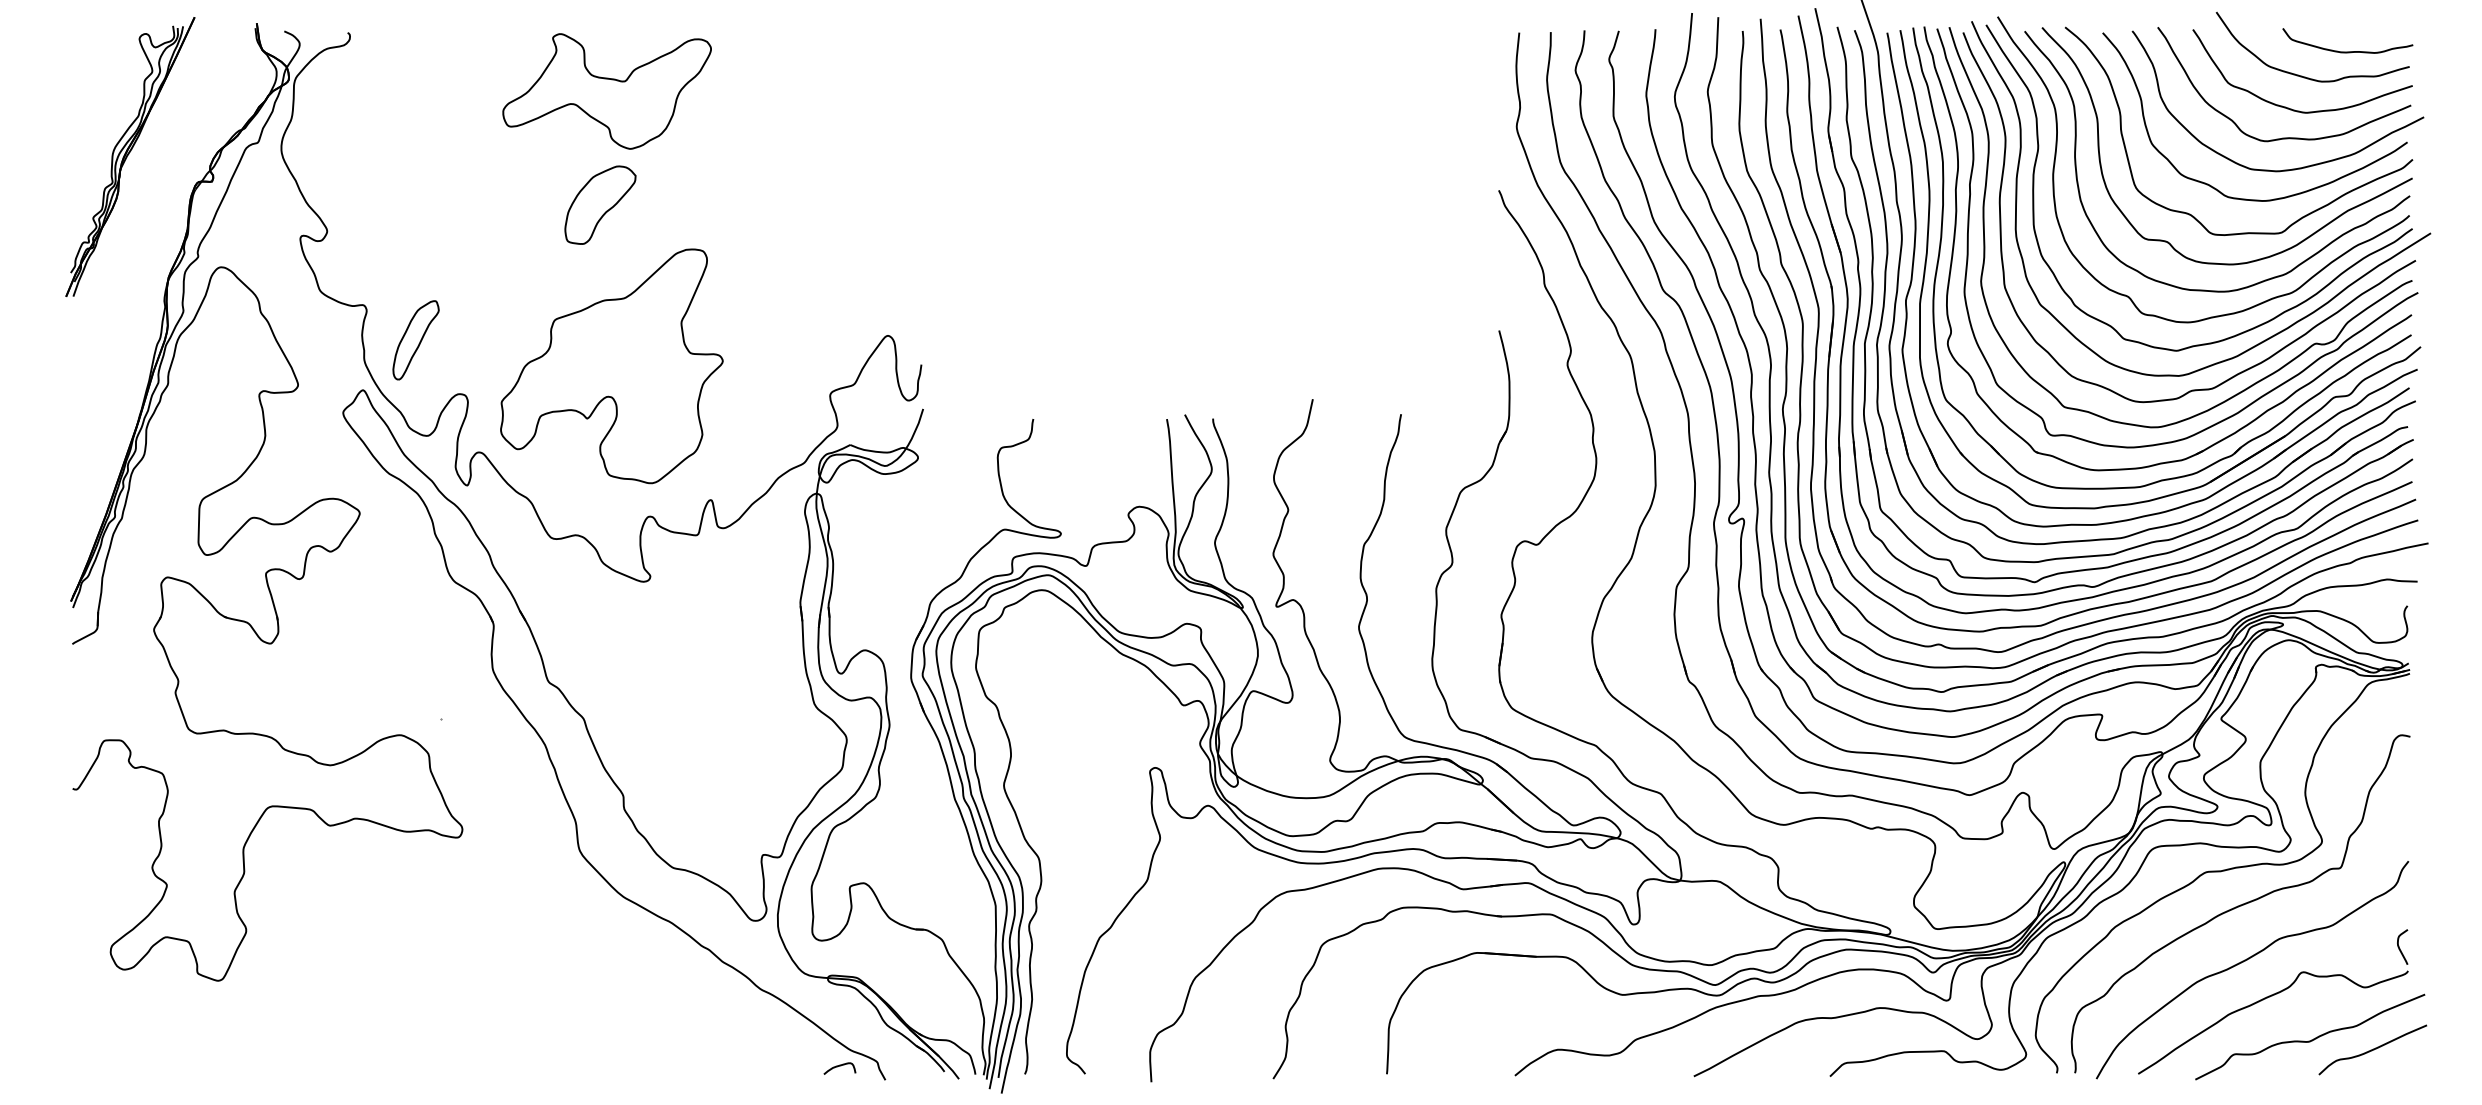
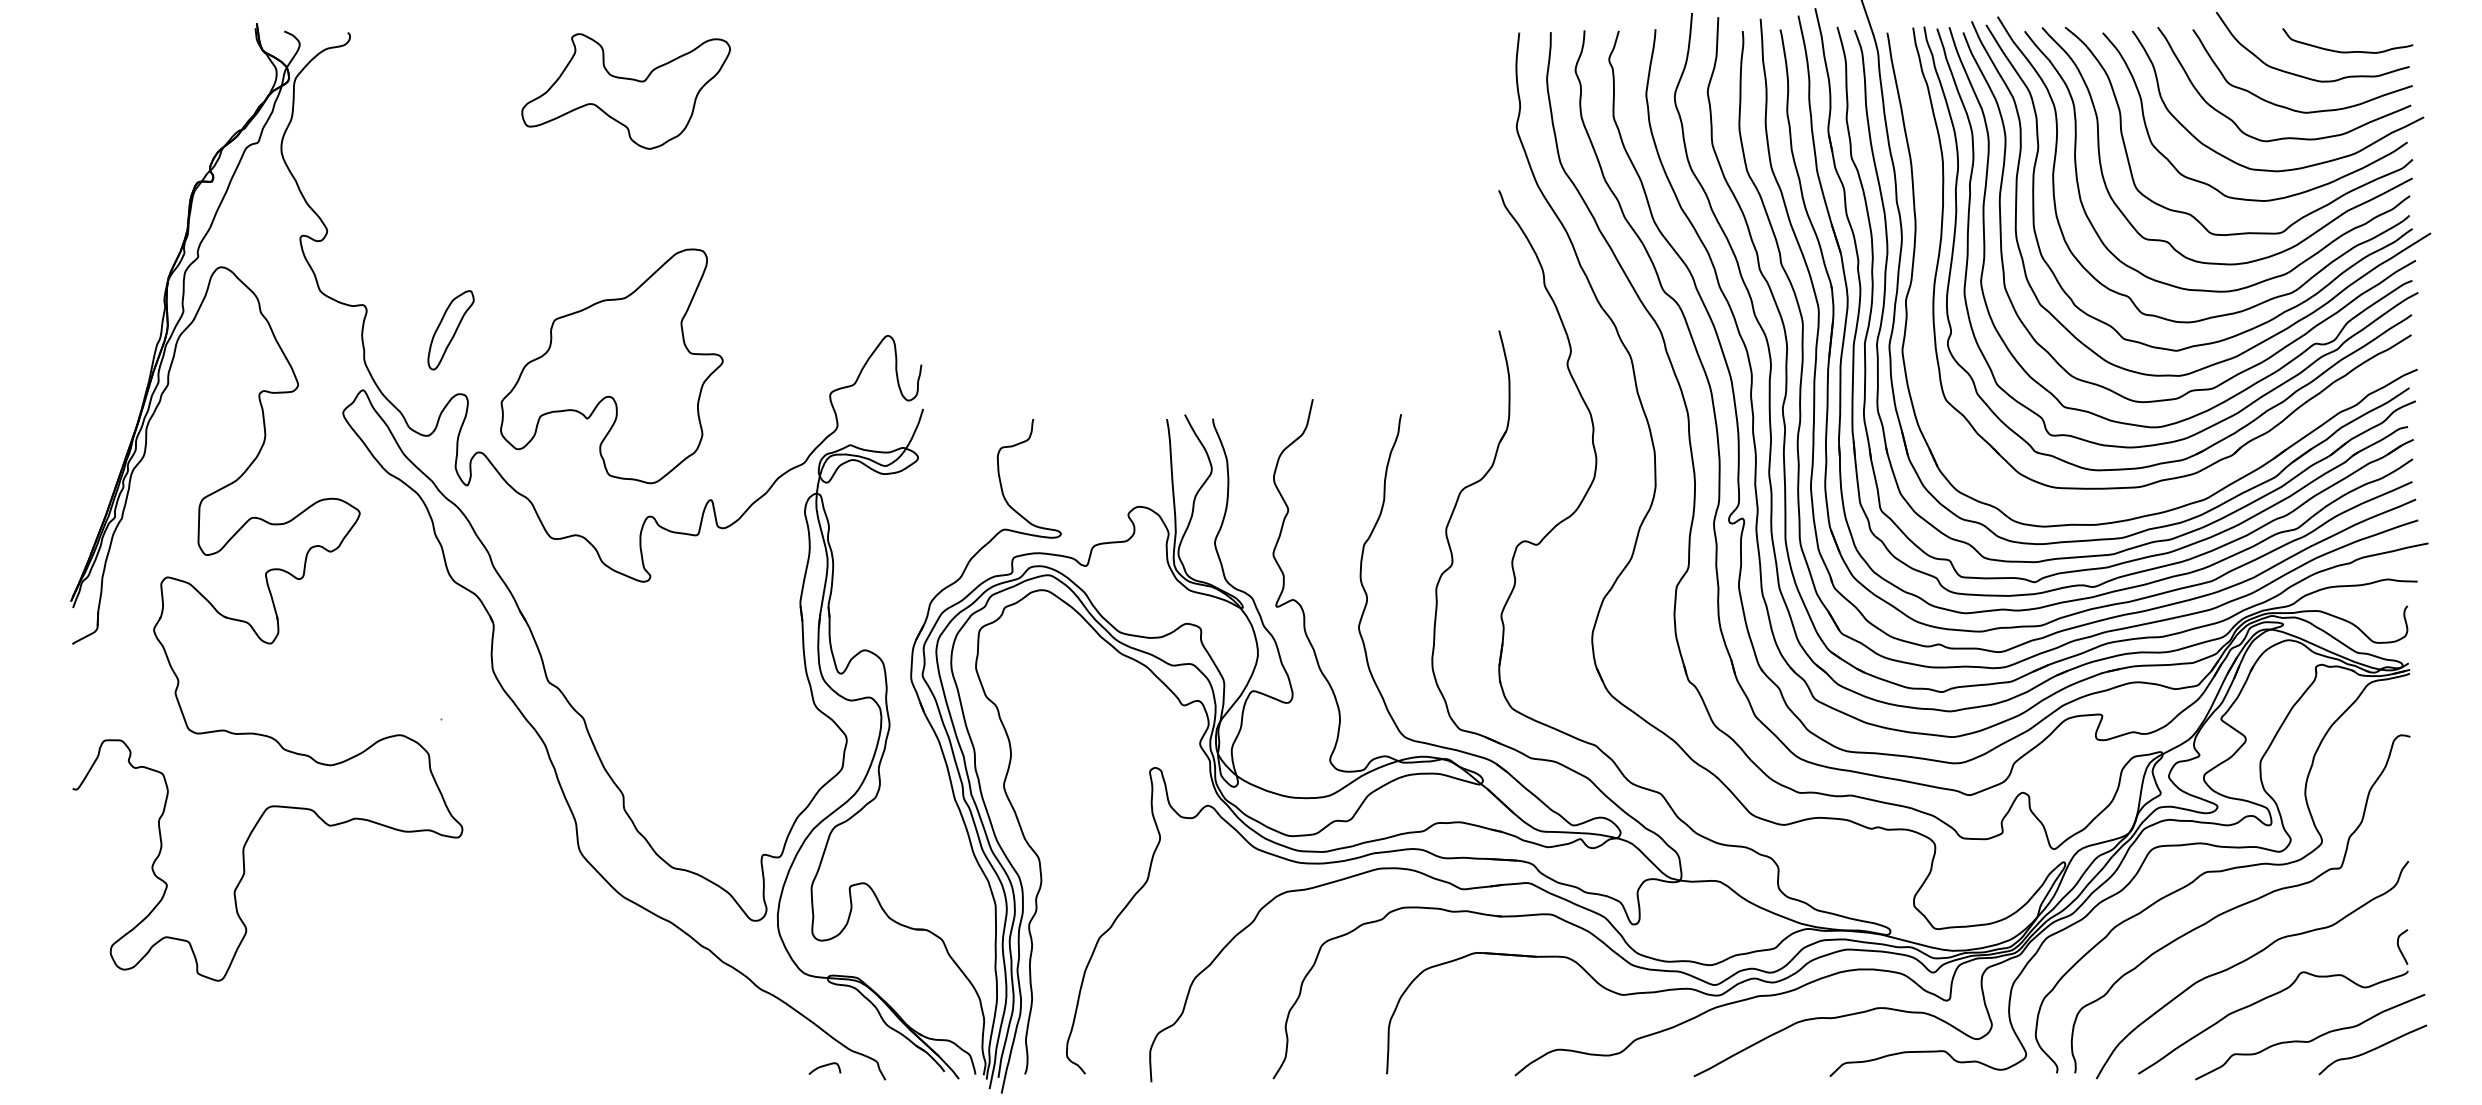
part position: (606, 91) -> (625, 91) (625, 91)
part: present -> none (130, 156)
part: present -> none (600, 204)
part position: (415, 340) -> (450, 330) (450, 330)
part: present -> none (2270, 443)
curve position: (839, 1066) -> (824, 1066) (824, 1066)
